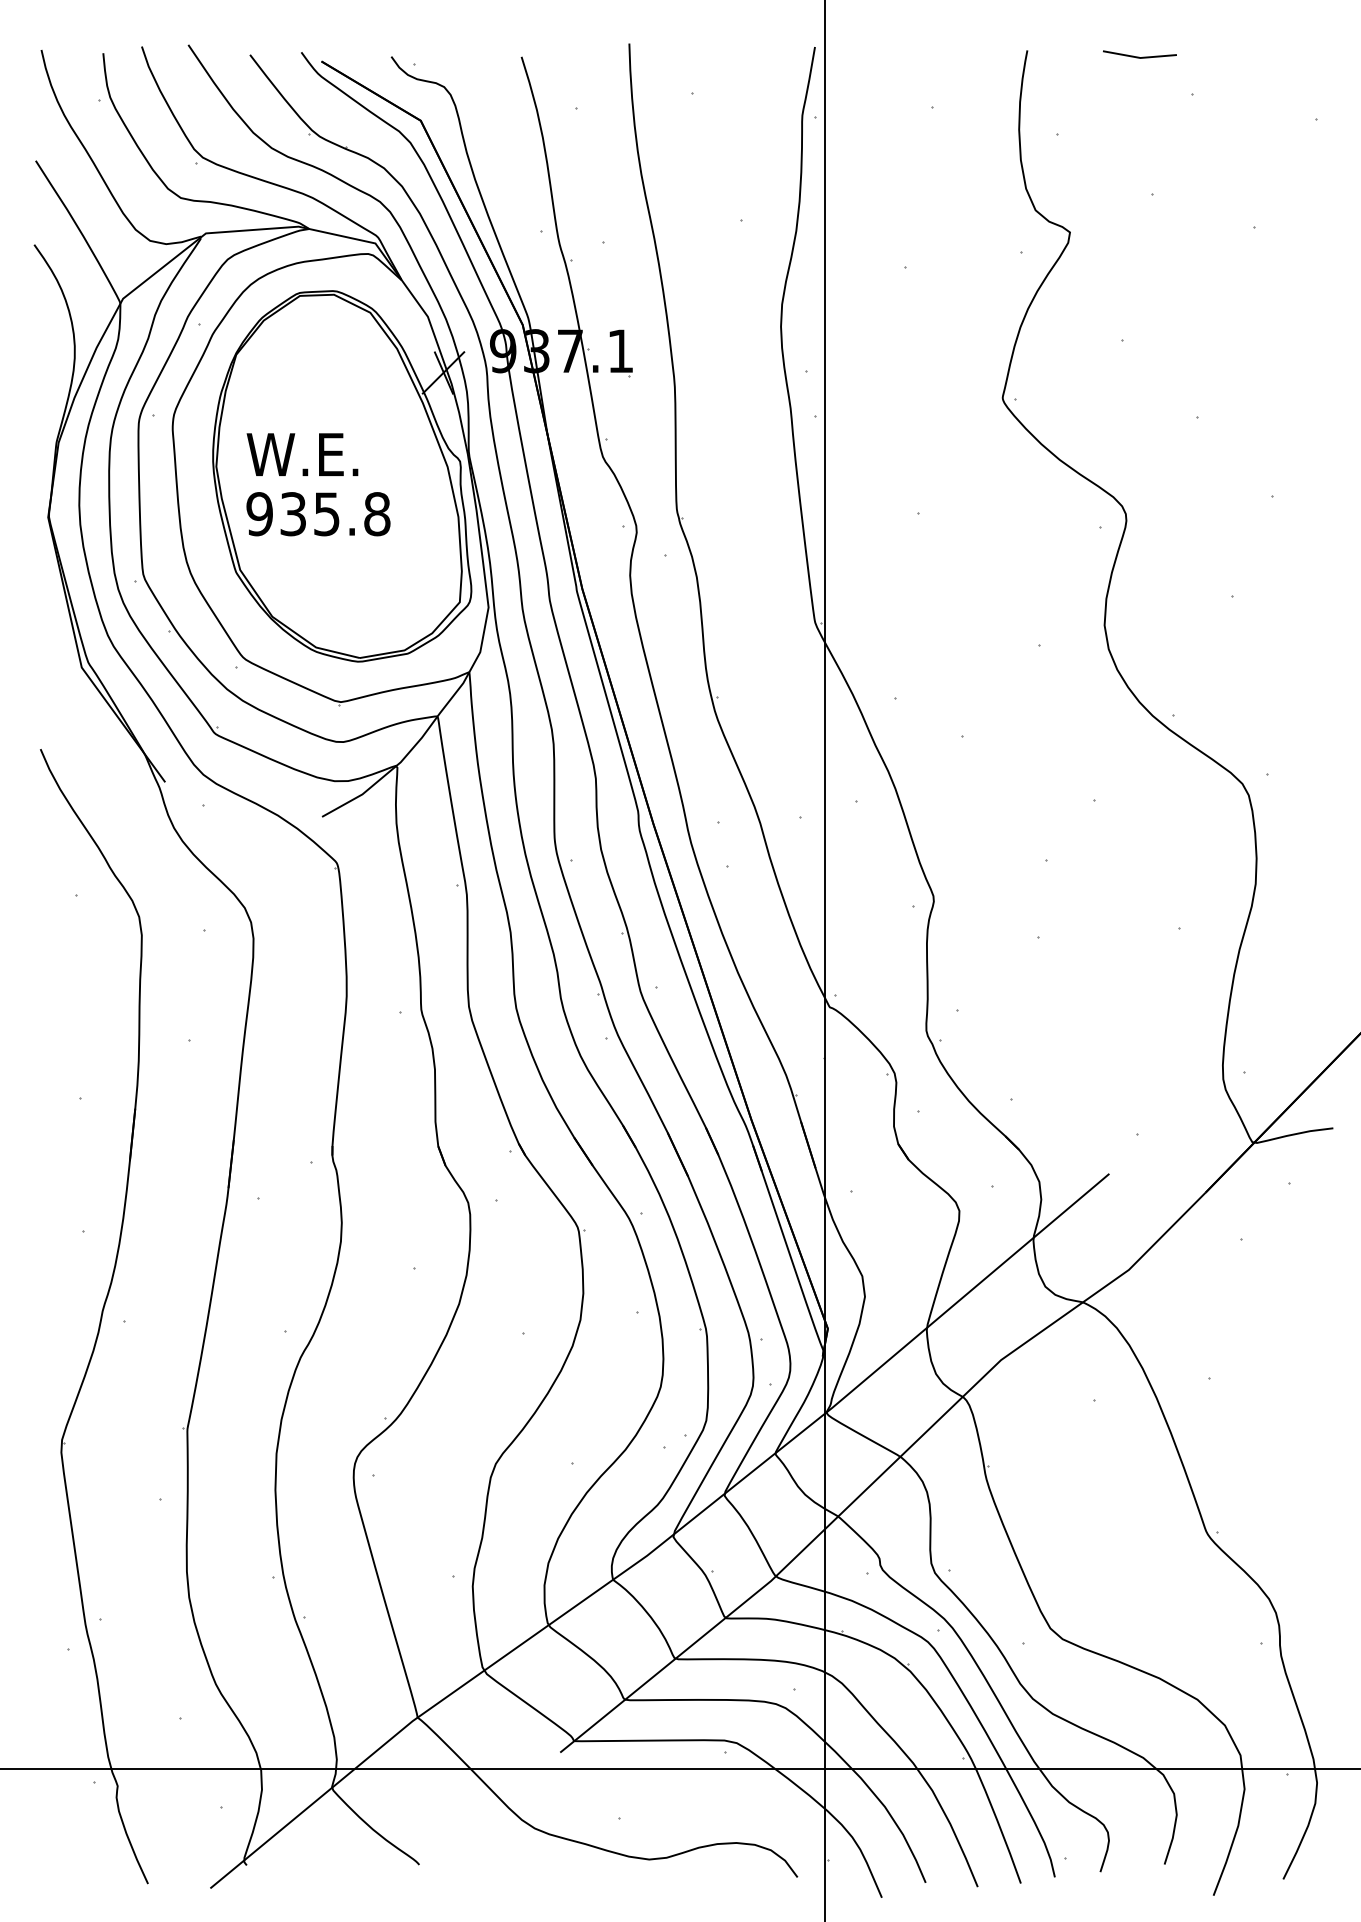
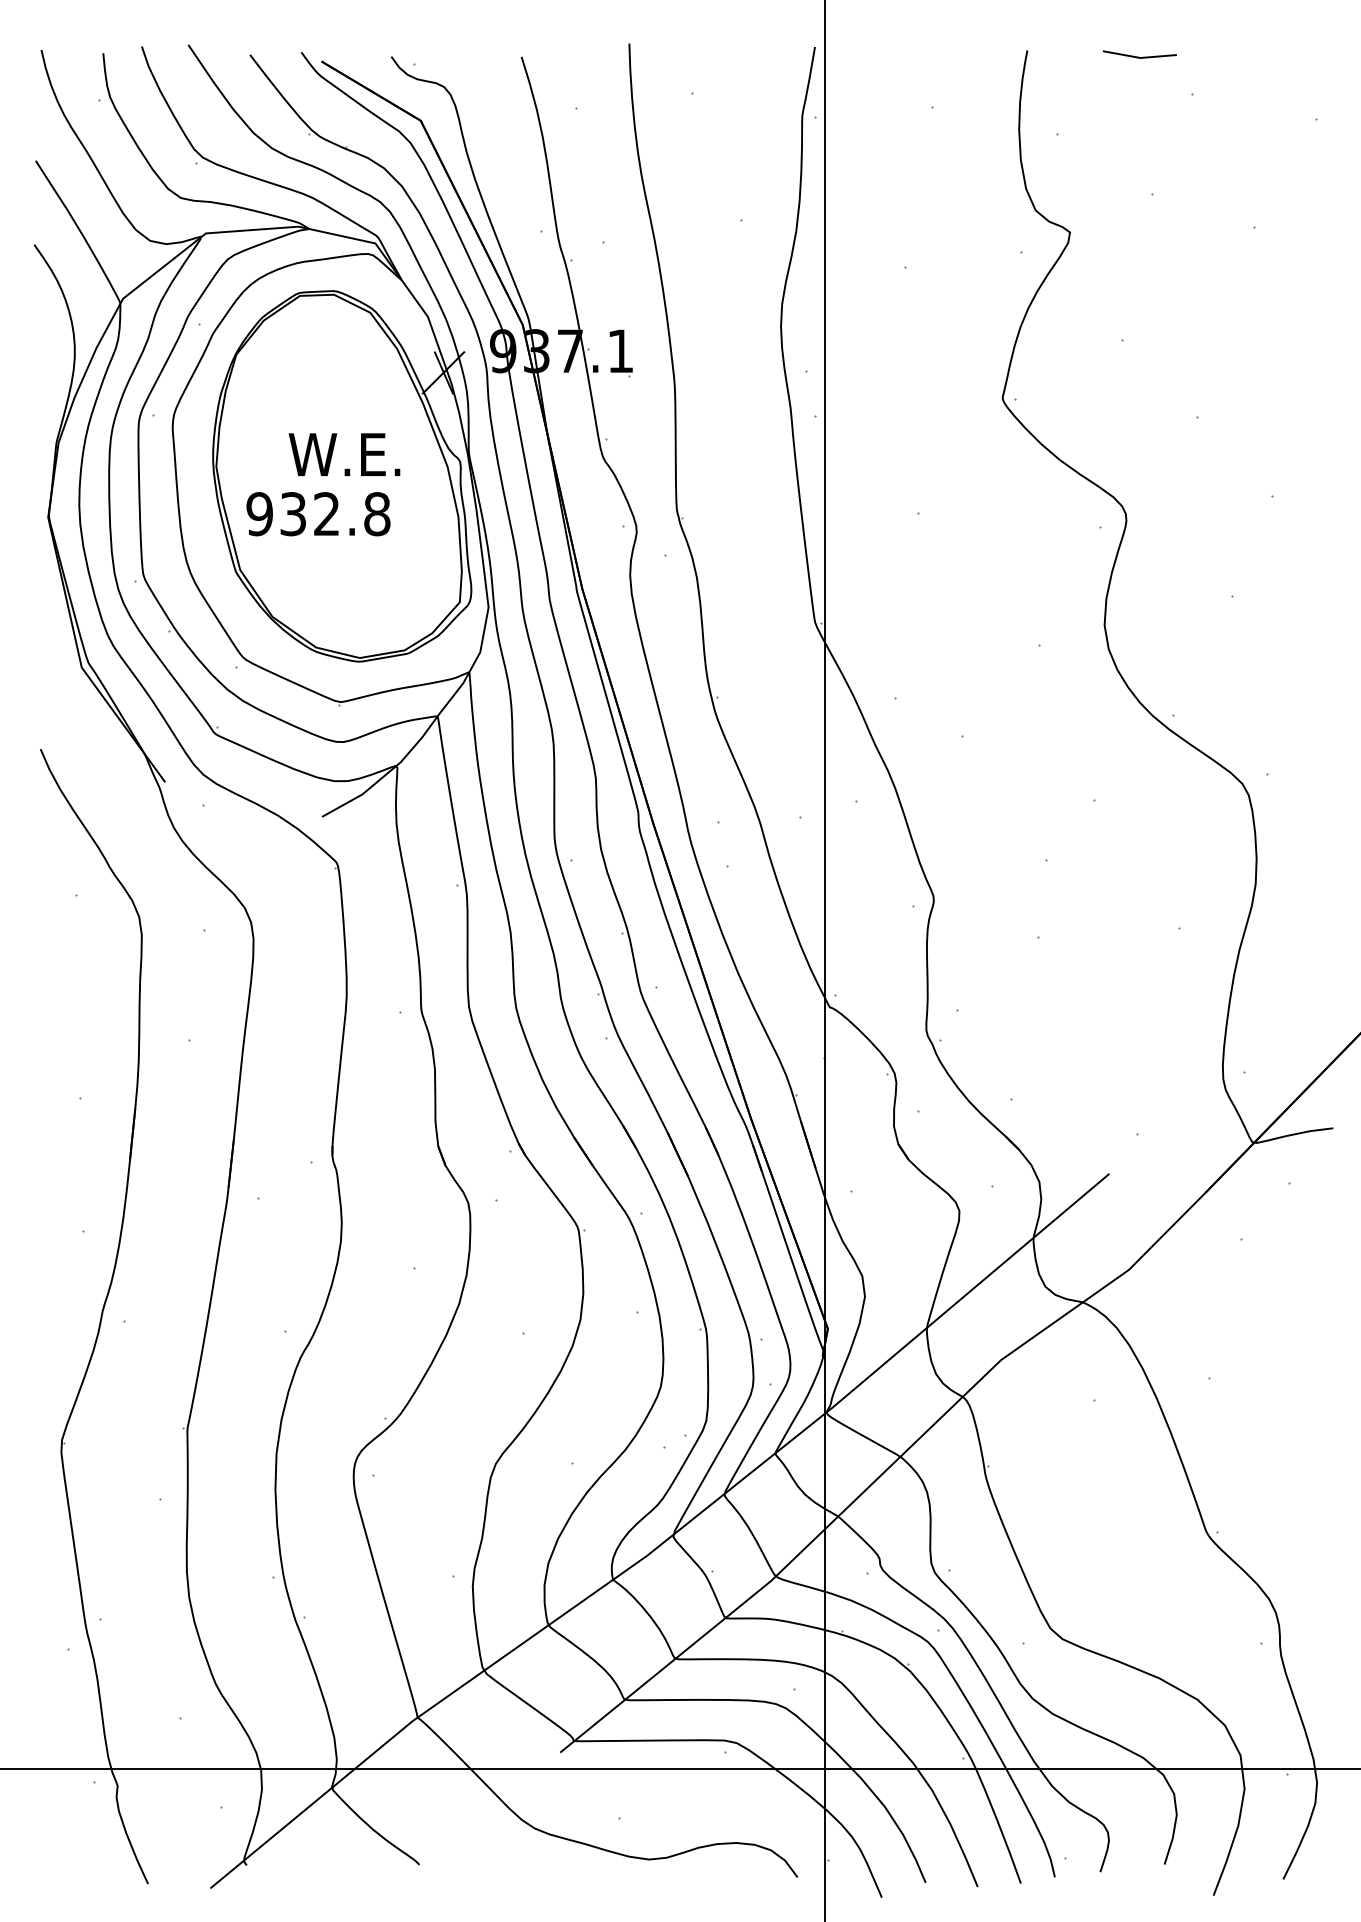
text position: (302, 454) -> (344, 454) (344, 454)
text: 935.8 -> 932.8 (326, 514)
